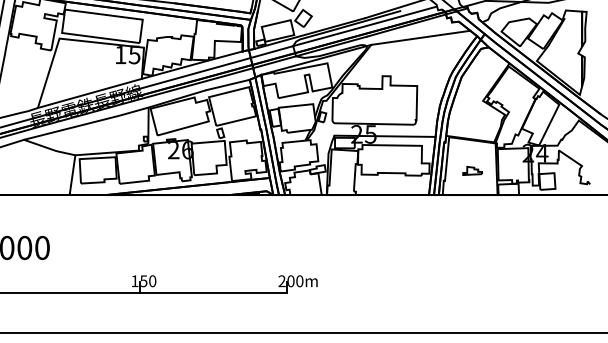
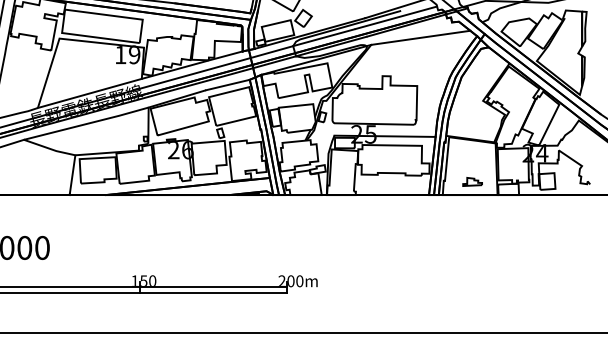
text: 15 -> 19 (134, 54)
part position: (472, 170) -> (472, 181) (472, 181)
line: none -> present (144, 287)
